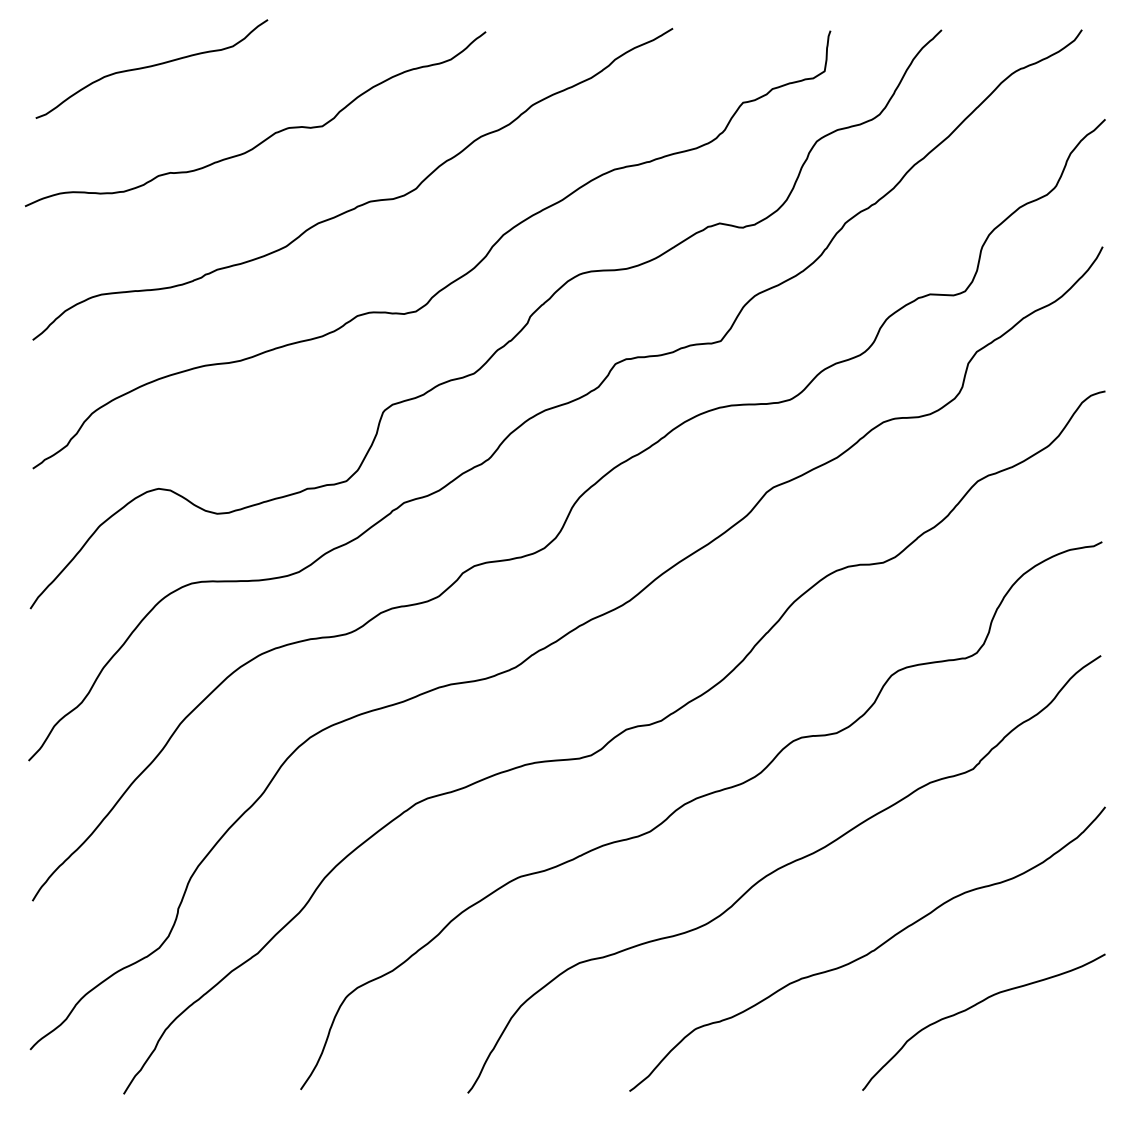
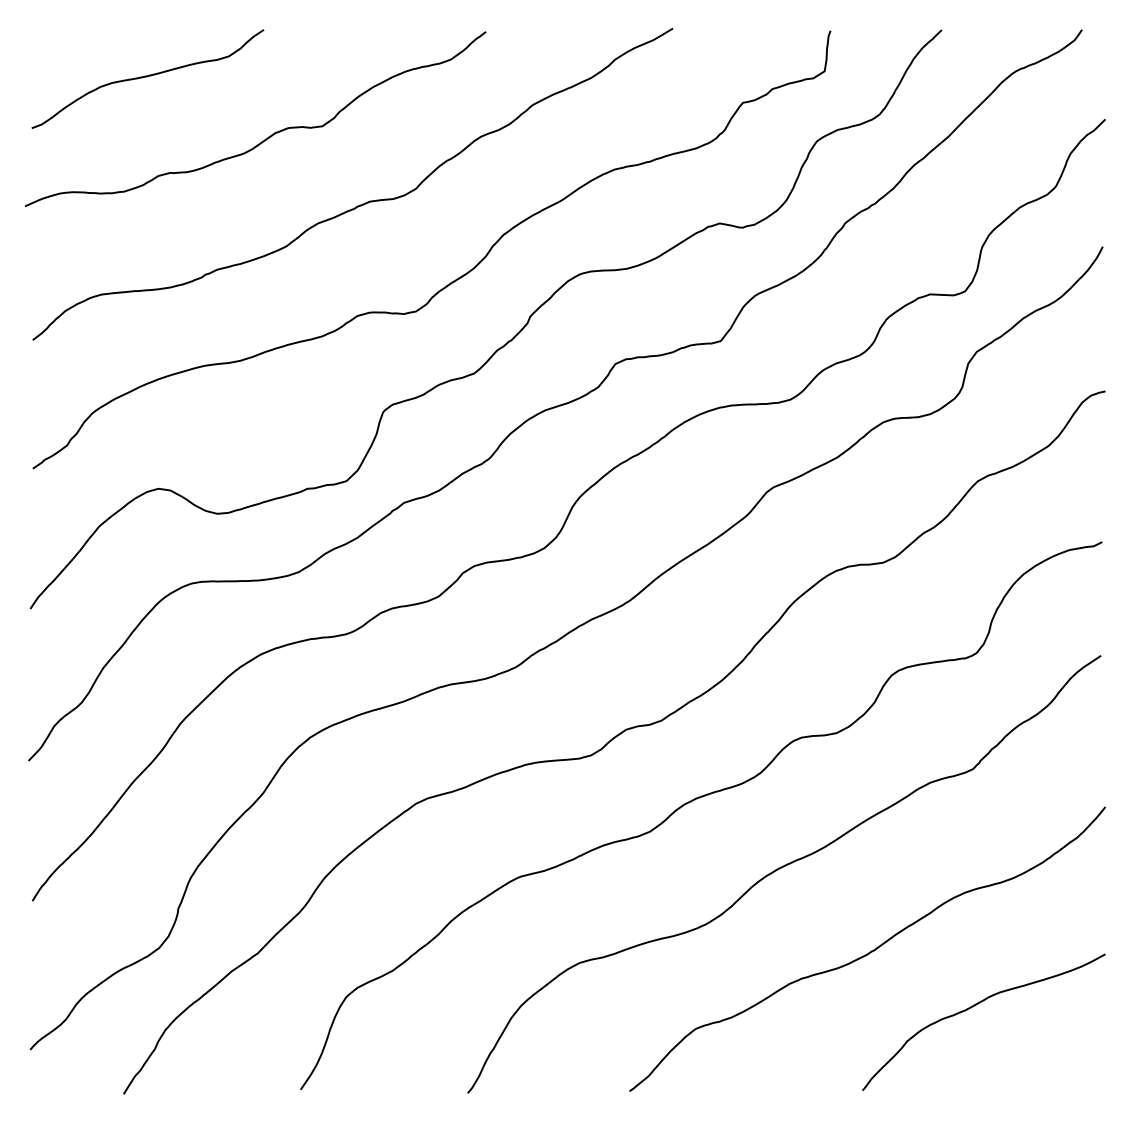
curve position: (151, 67) -> (147, 77) (147, 77)
